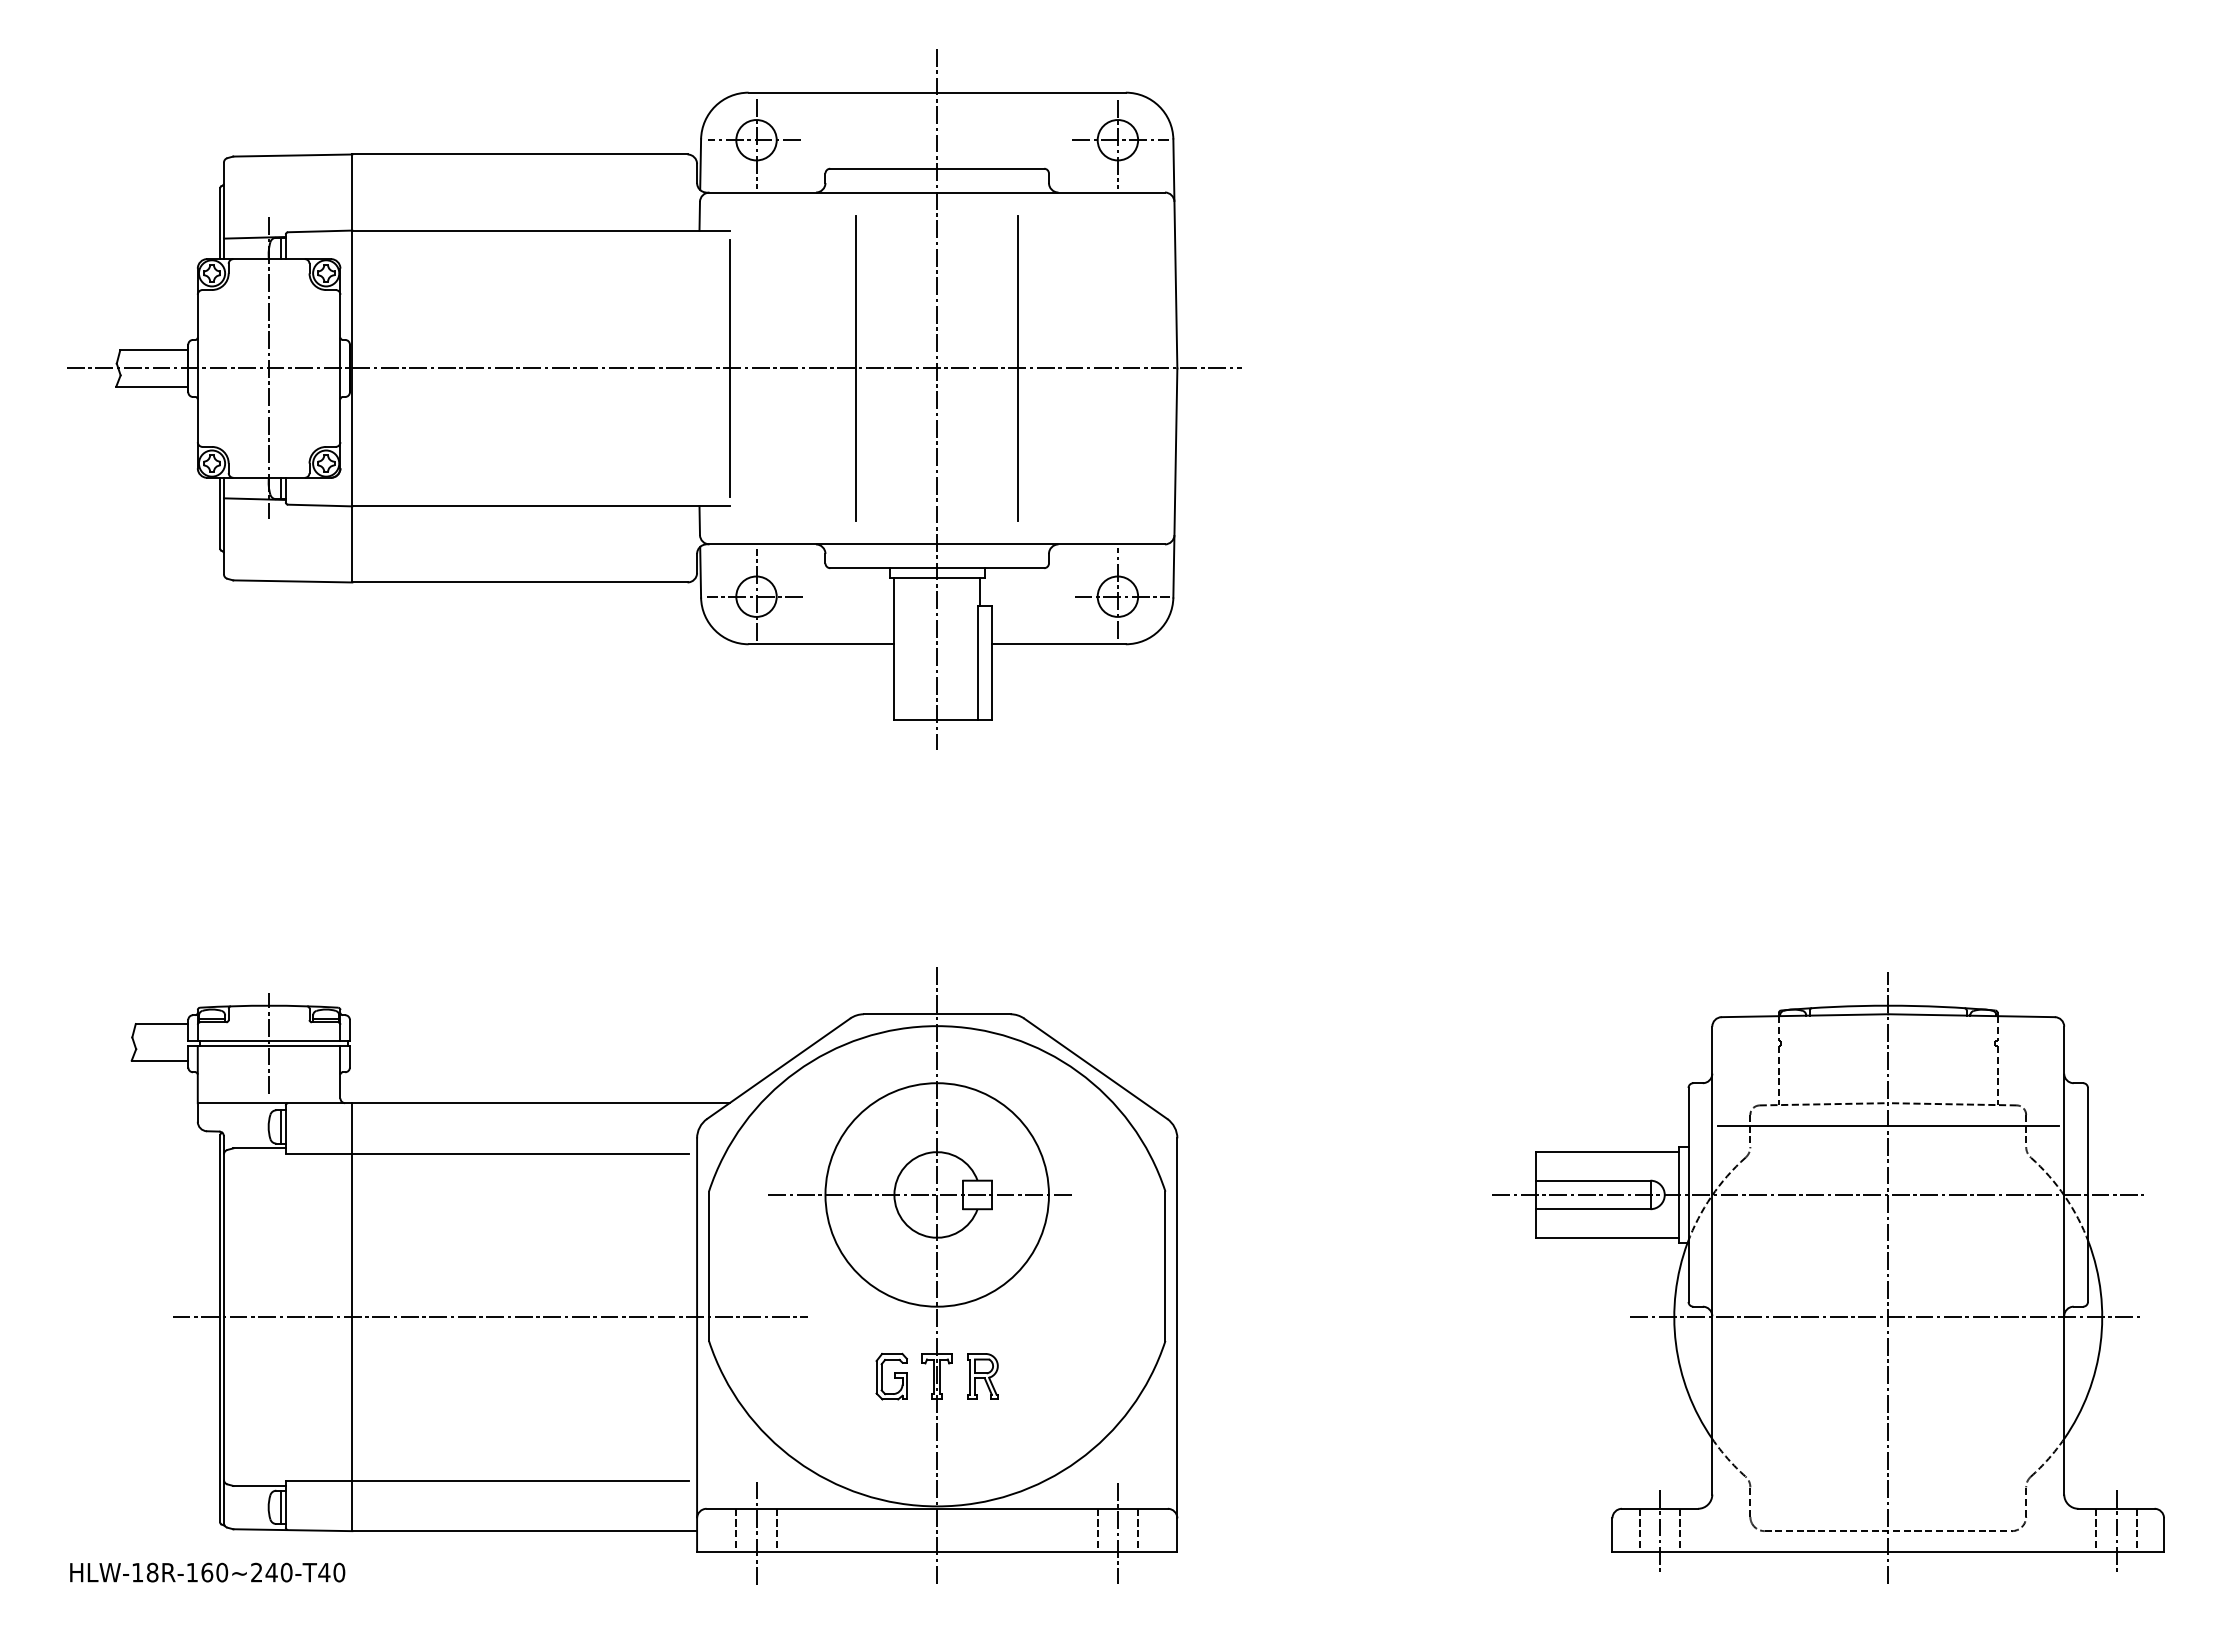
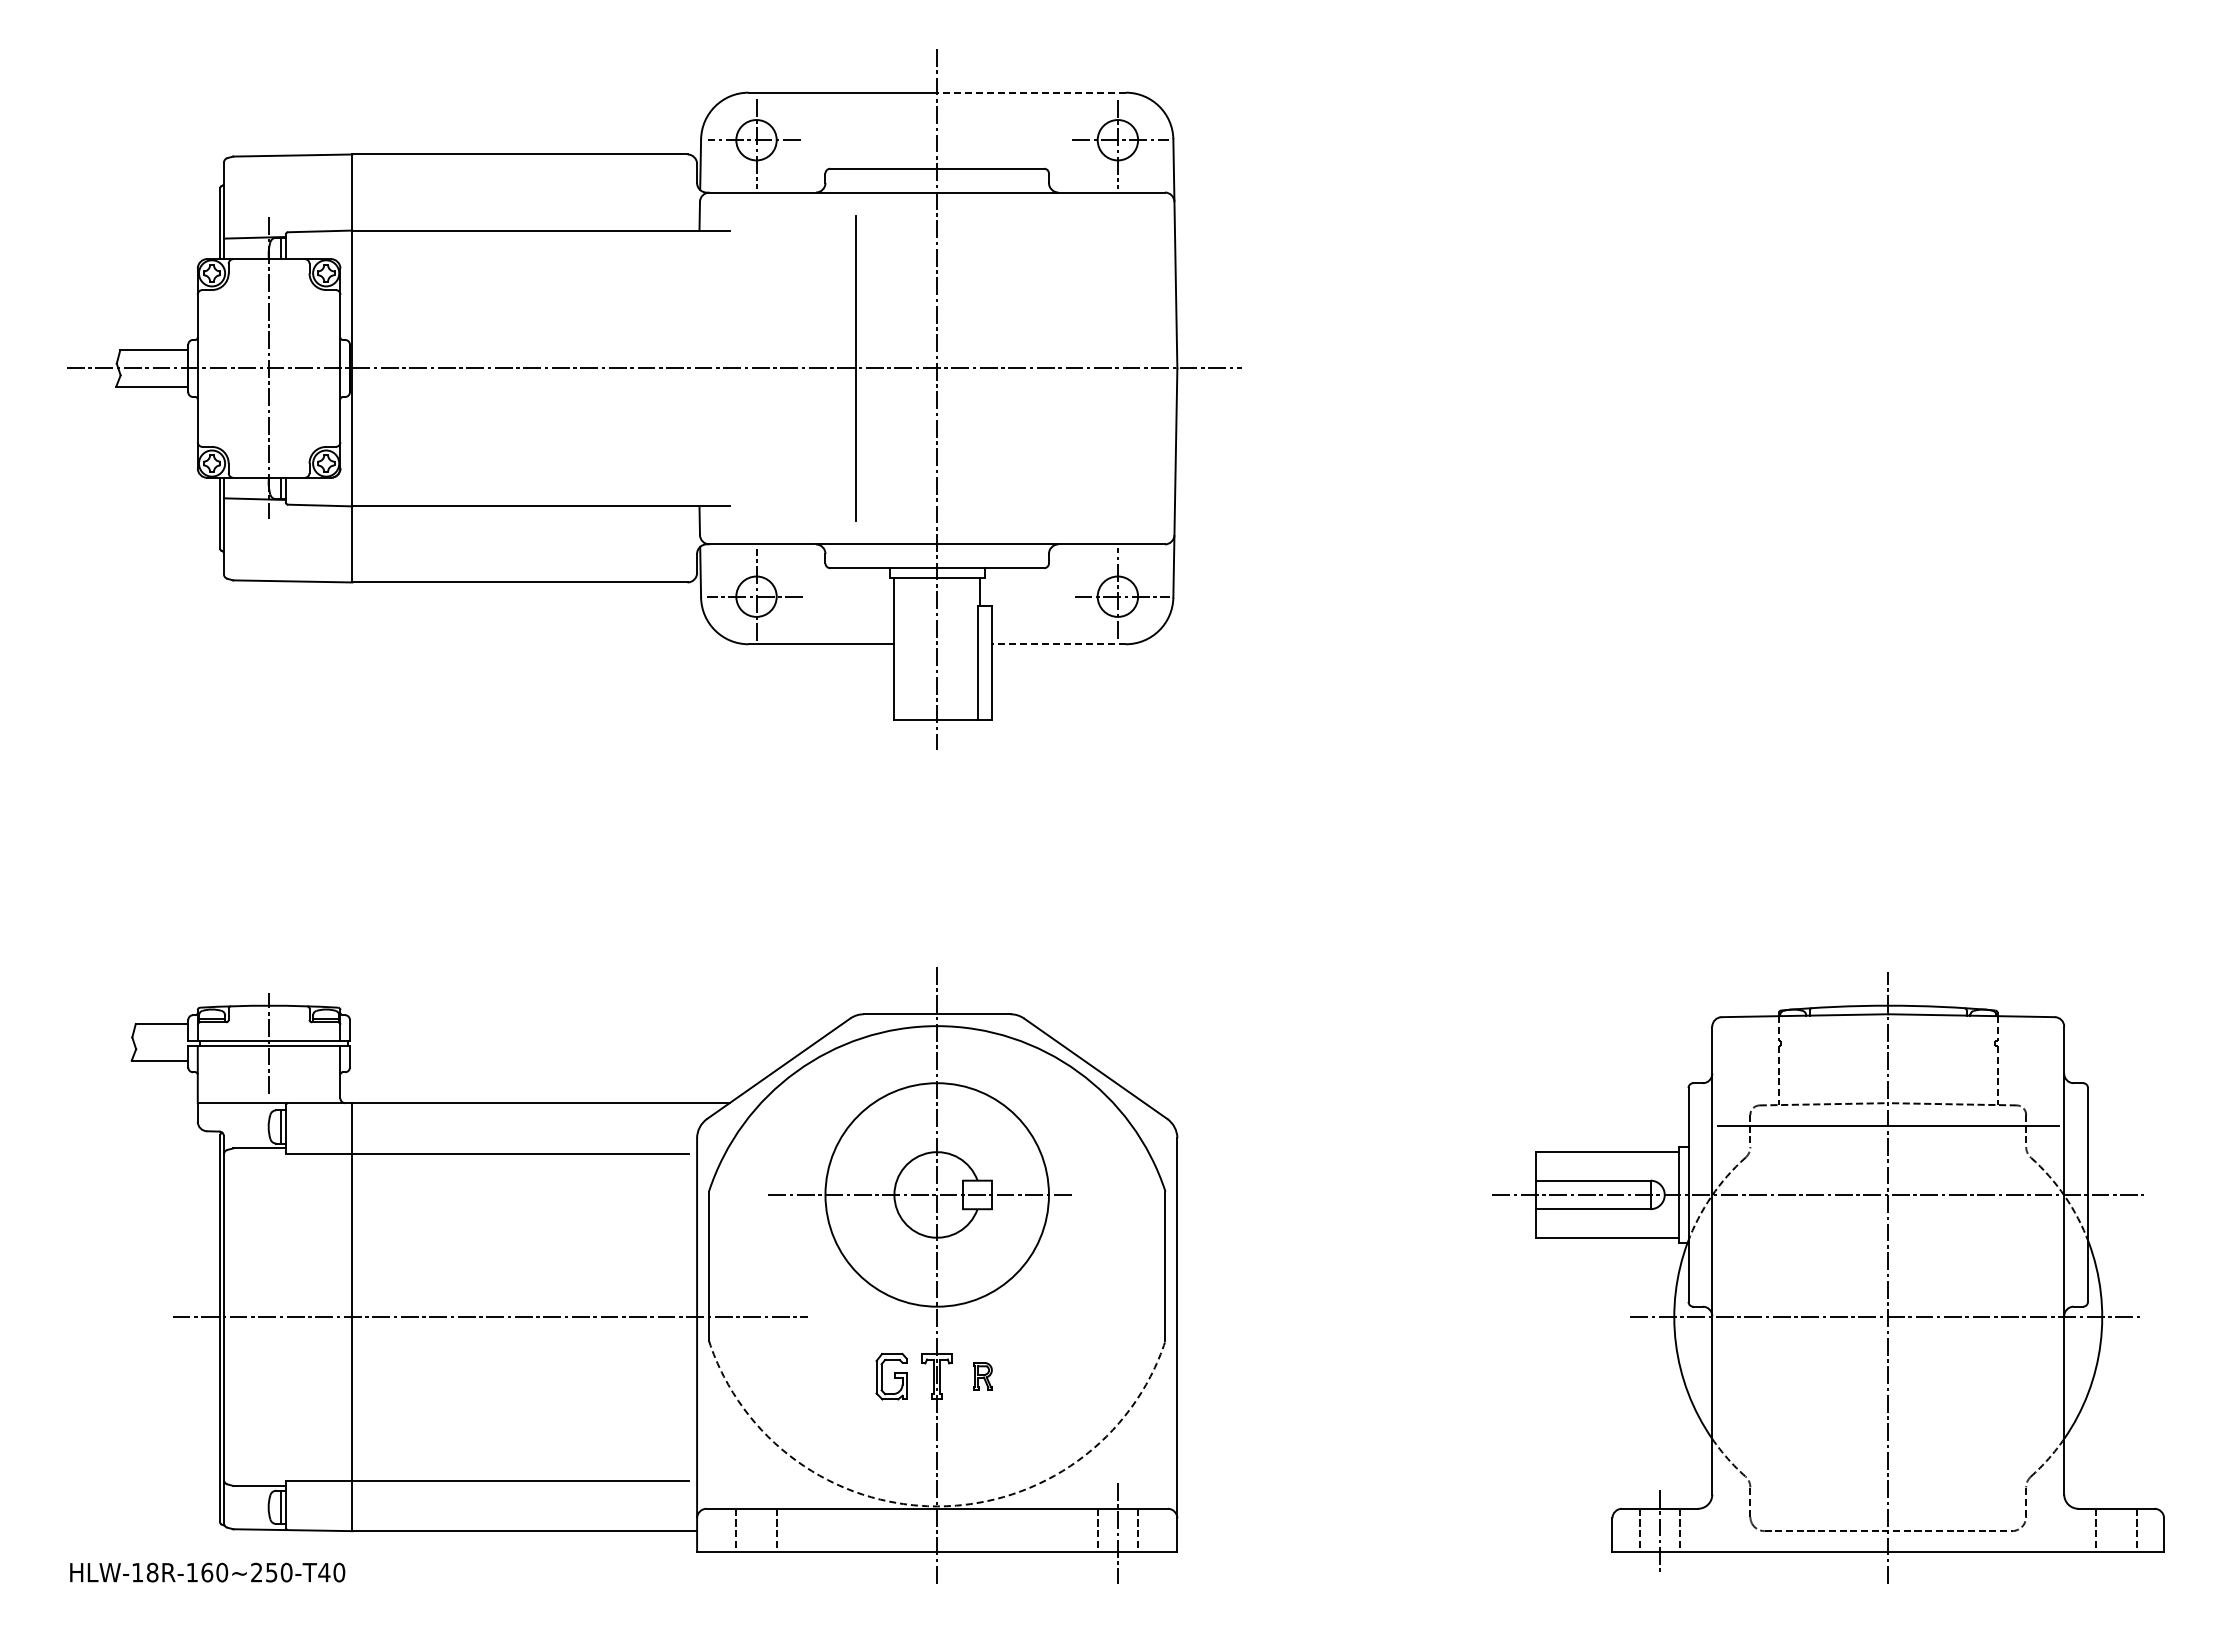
line: solid -> dashed (1031, 92)
line: present -> none (729, 368)
line: present -> none (1018, 368)
line: solid -> dashed (1058, 644)
part size: 32x47 px -> 20x29 px (982, 1376)
arc: solid -> dashed (937, 1506)
line: present -> none (2116, 1530)
line: present -> none (756, 1533)
text: HLW-18R-160~240-T40 -> HLW-18R-160~250-T40 (271, 1572)
